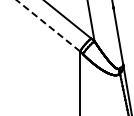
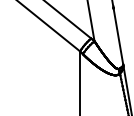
line: dashed -> solid (48, 25)
